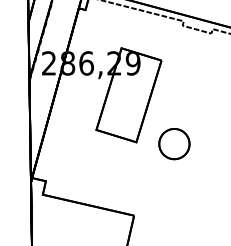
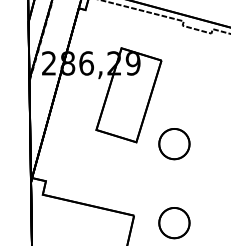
part: none -> present (174, 223)
